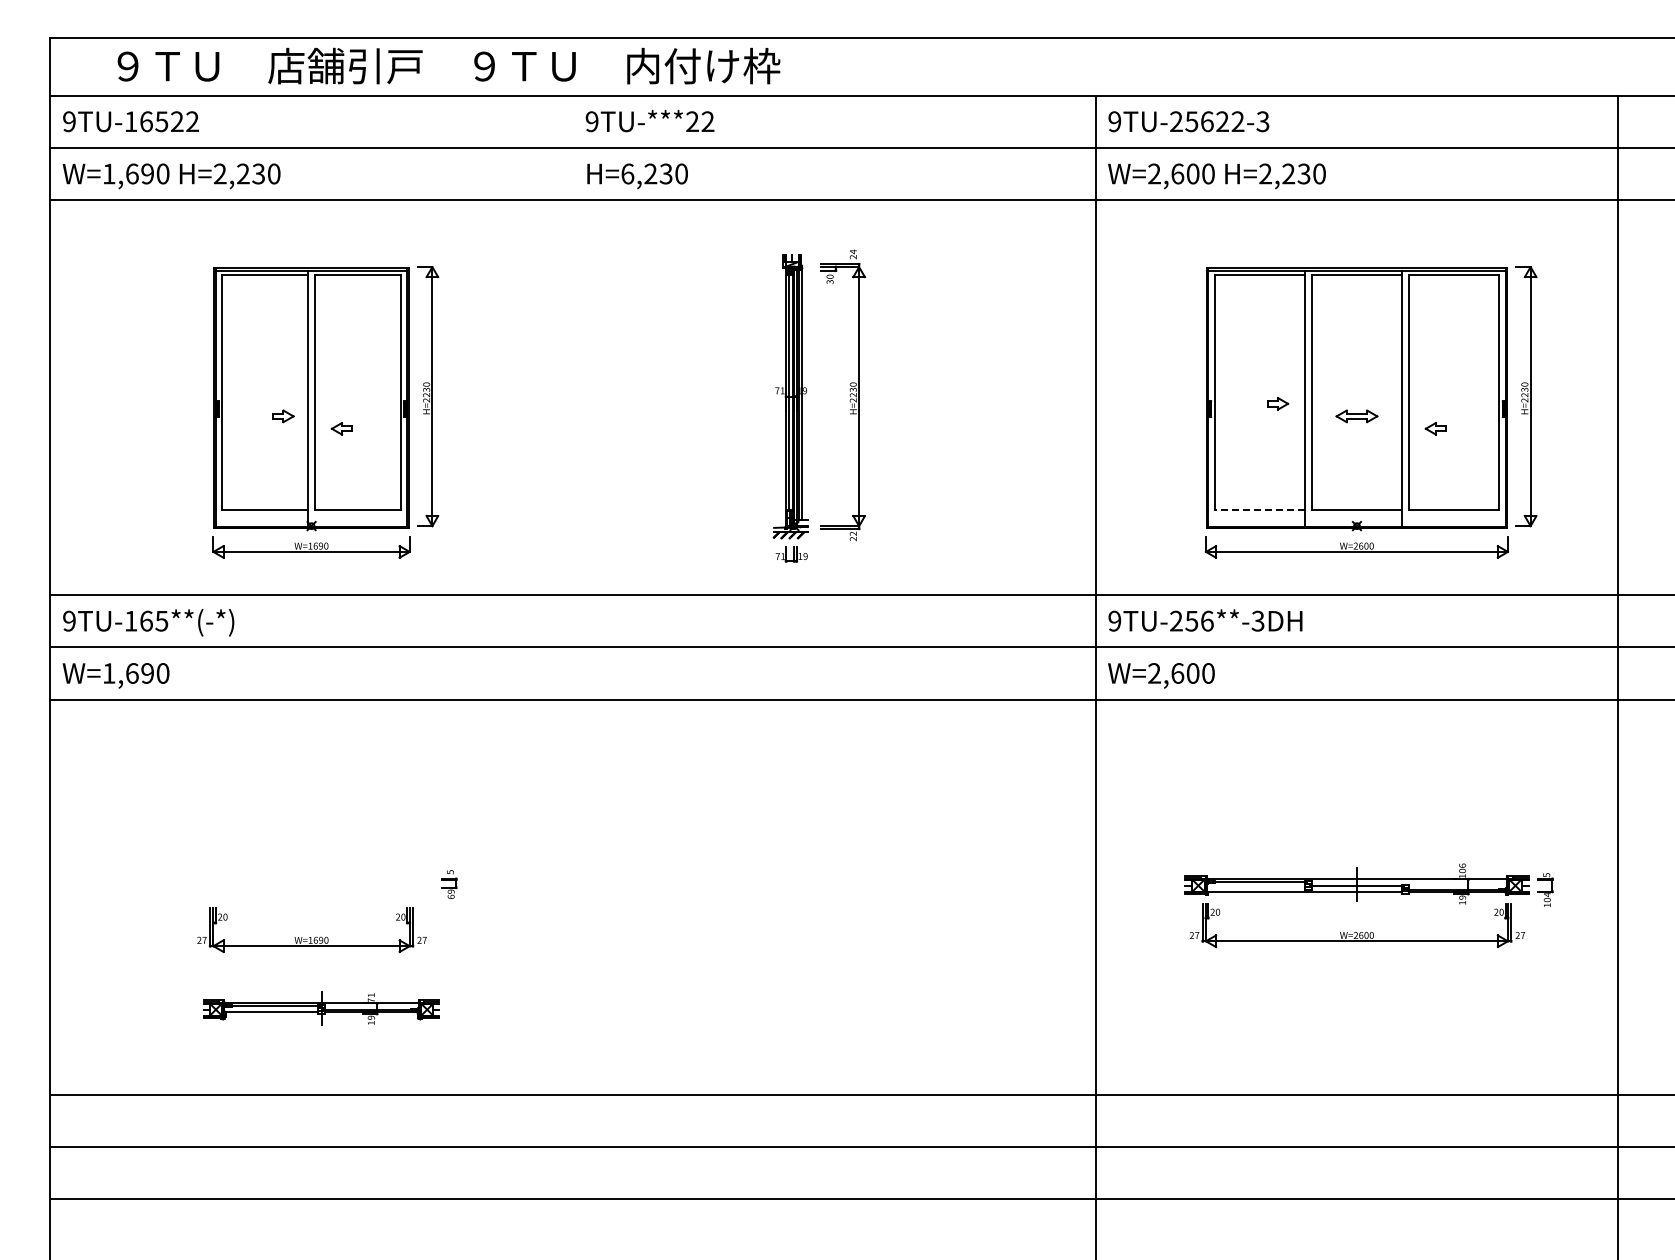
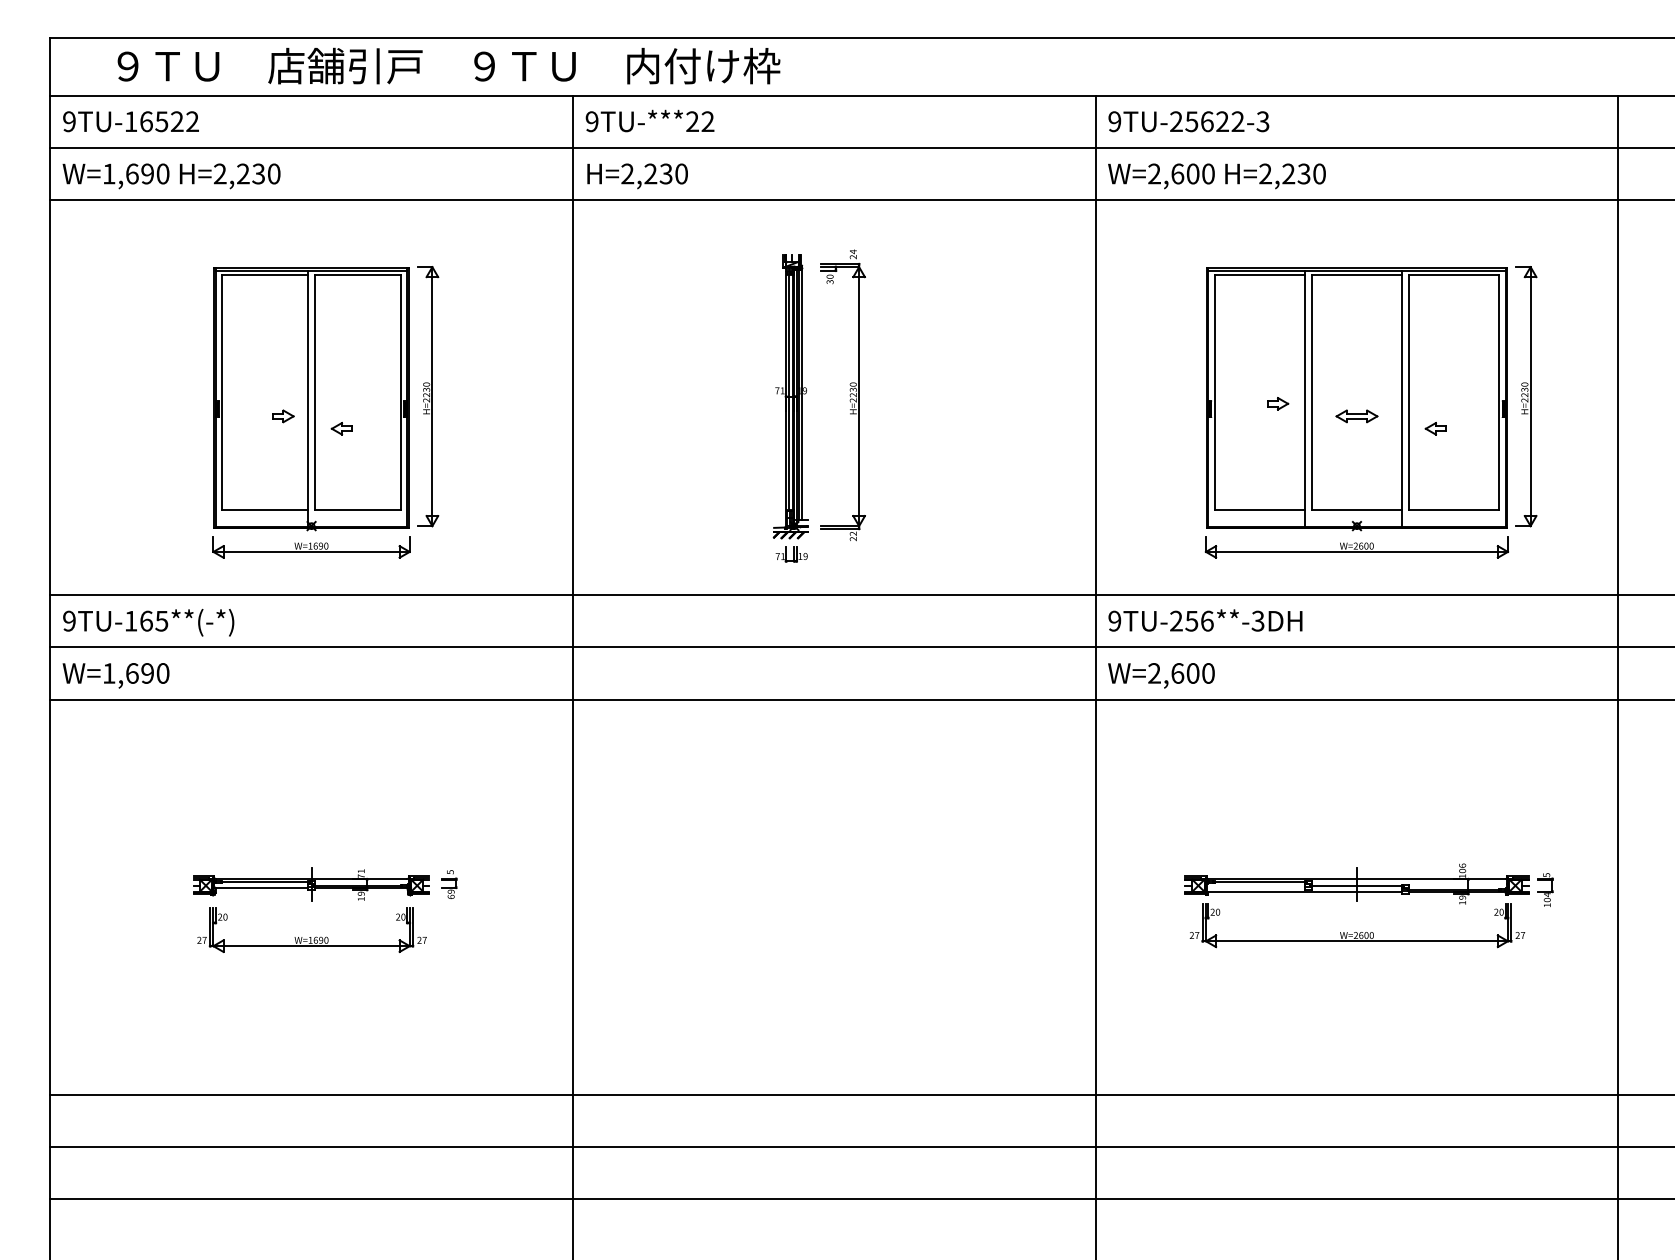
text: H=6,230 -> H=2,230 (627, 173)
line: dashed -> solid (1259, 510)
line: none -> present (572, 675)
part position: (321, 1008) -> (311, 884) (311, 884)
